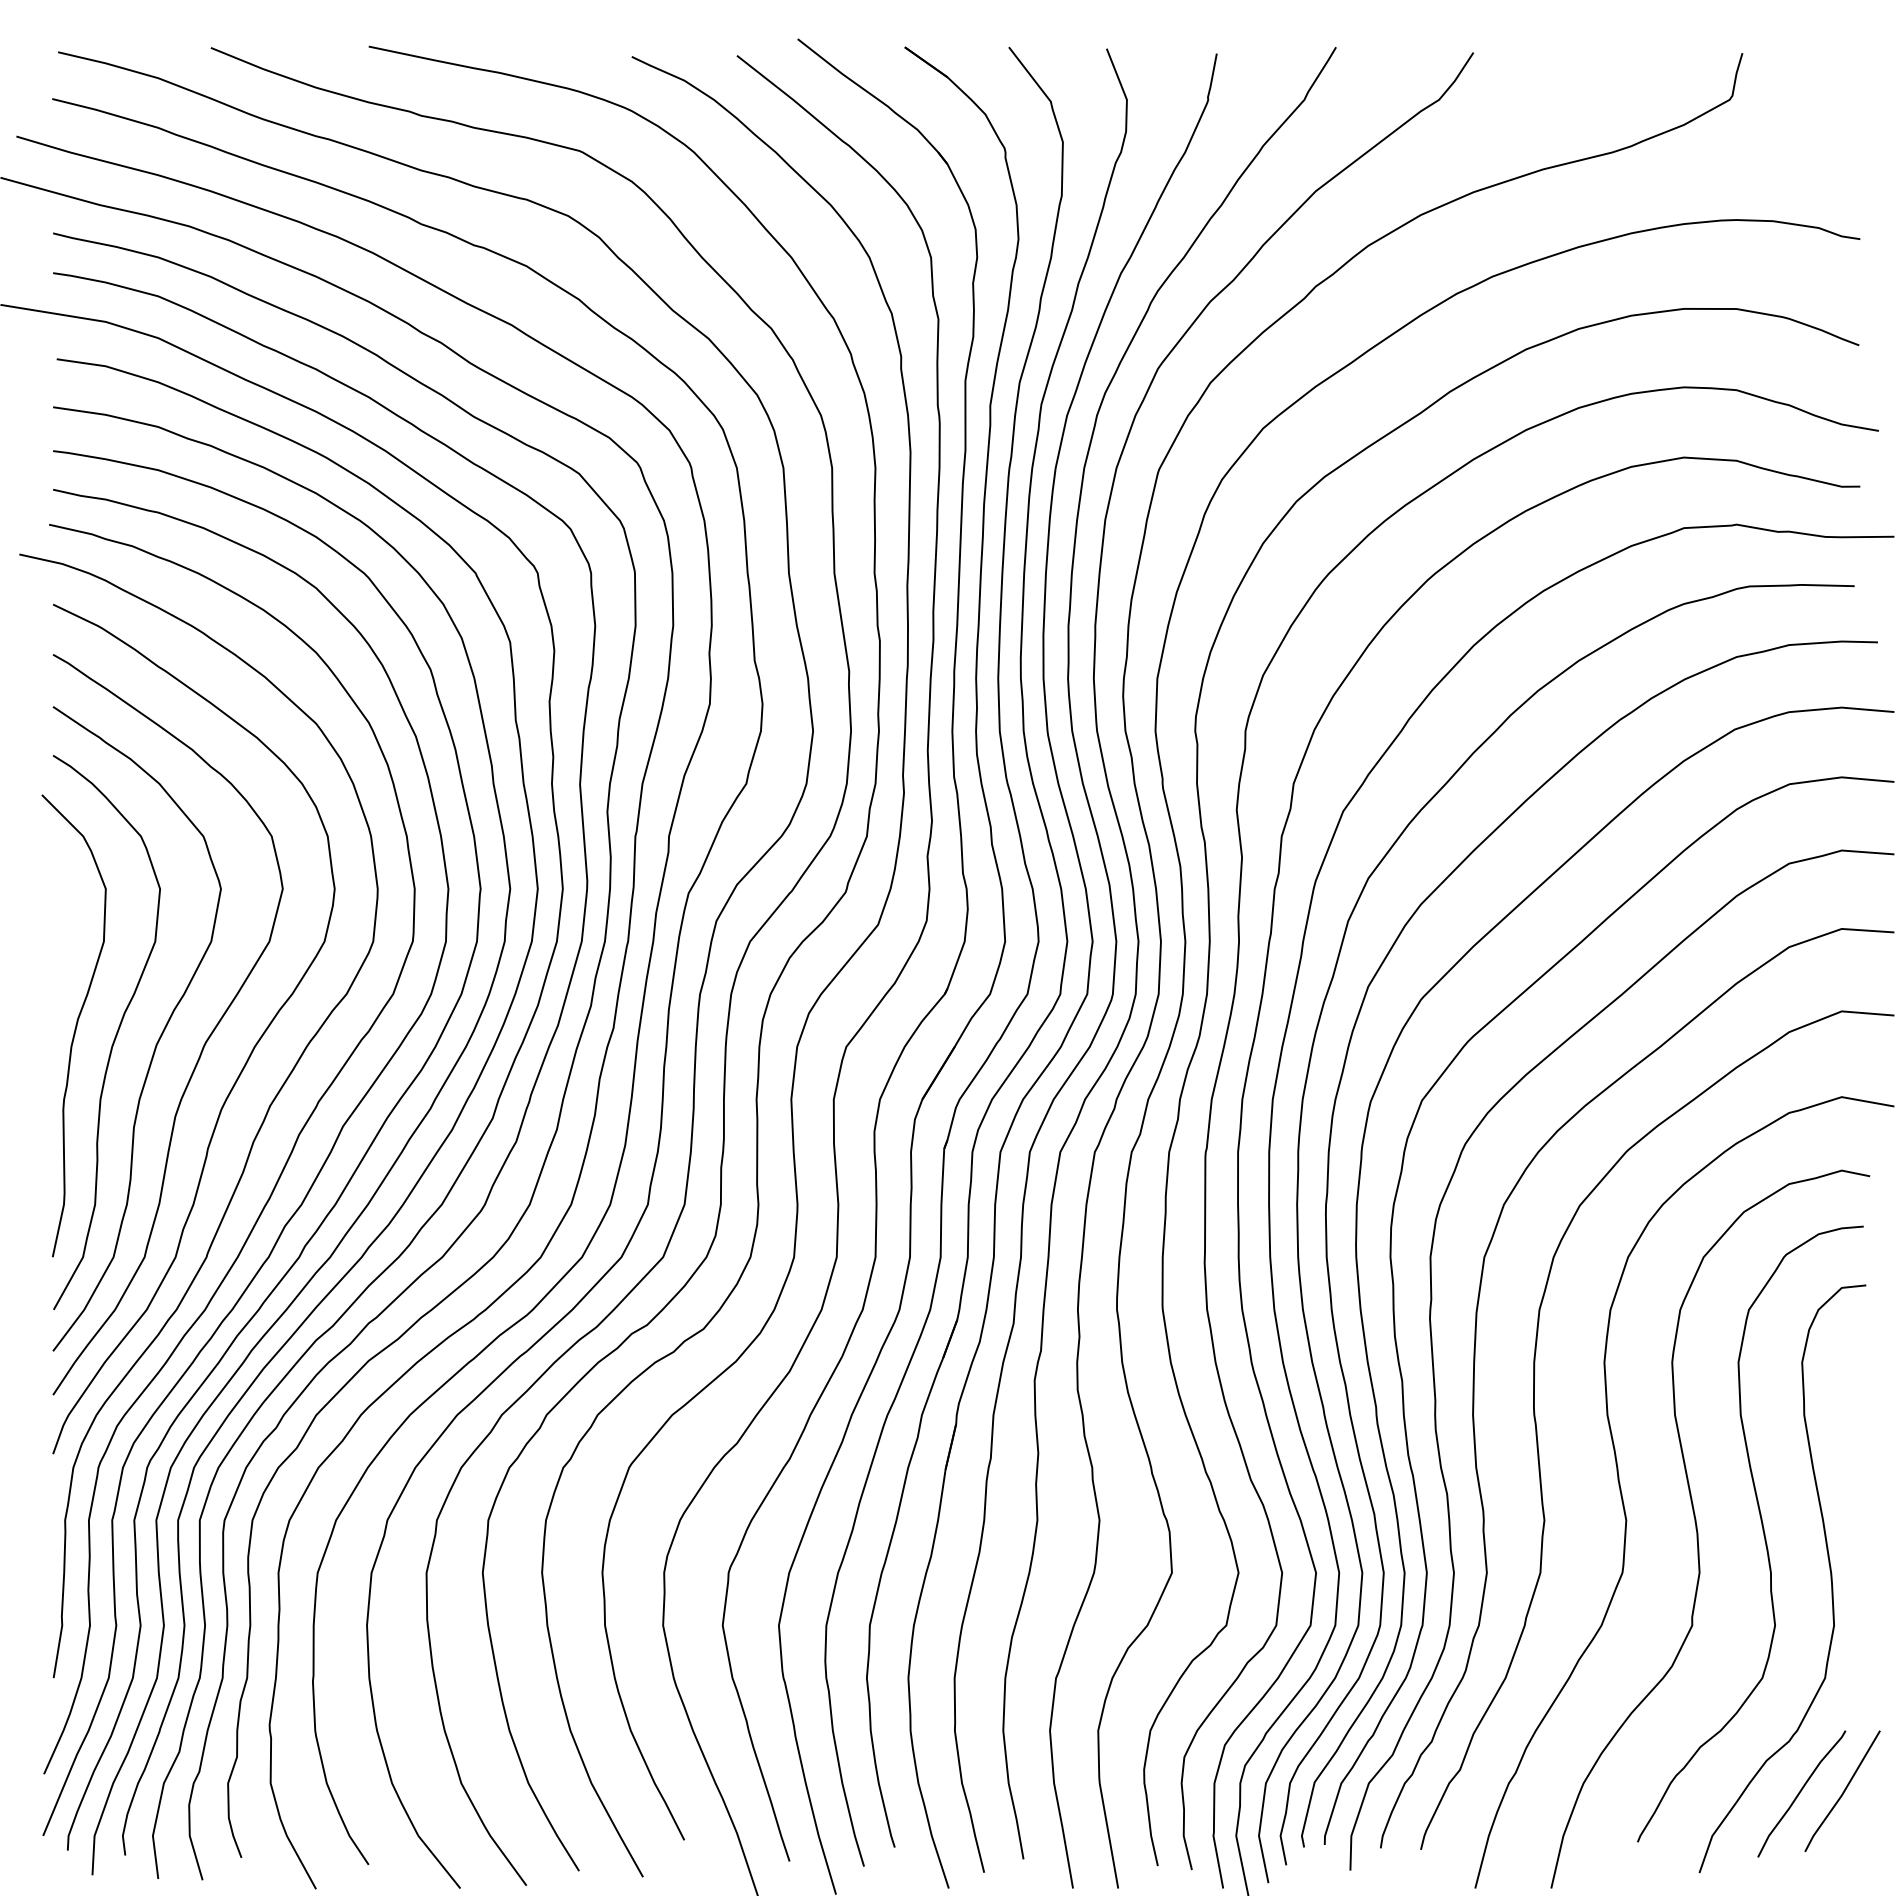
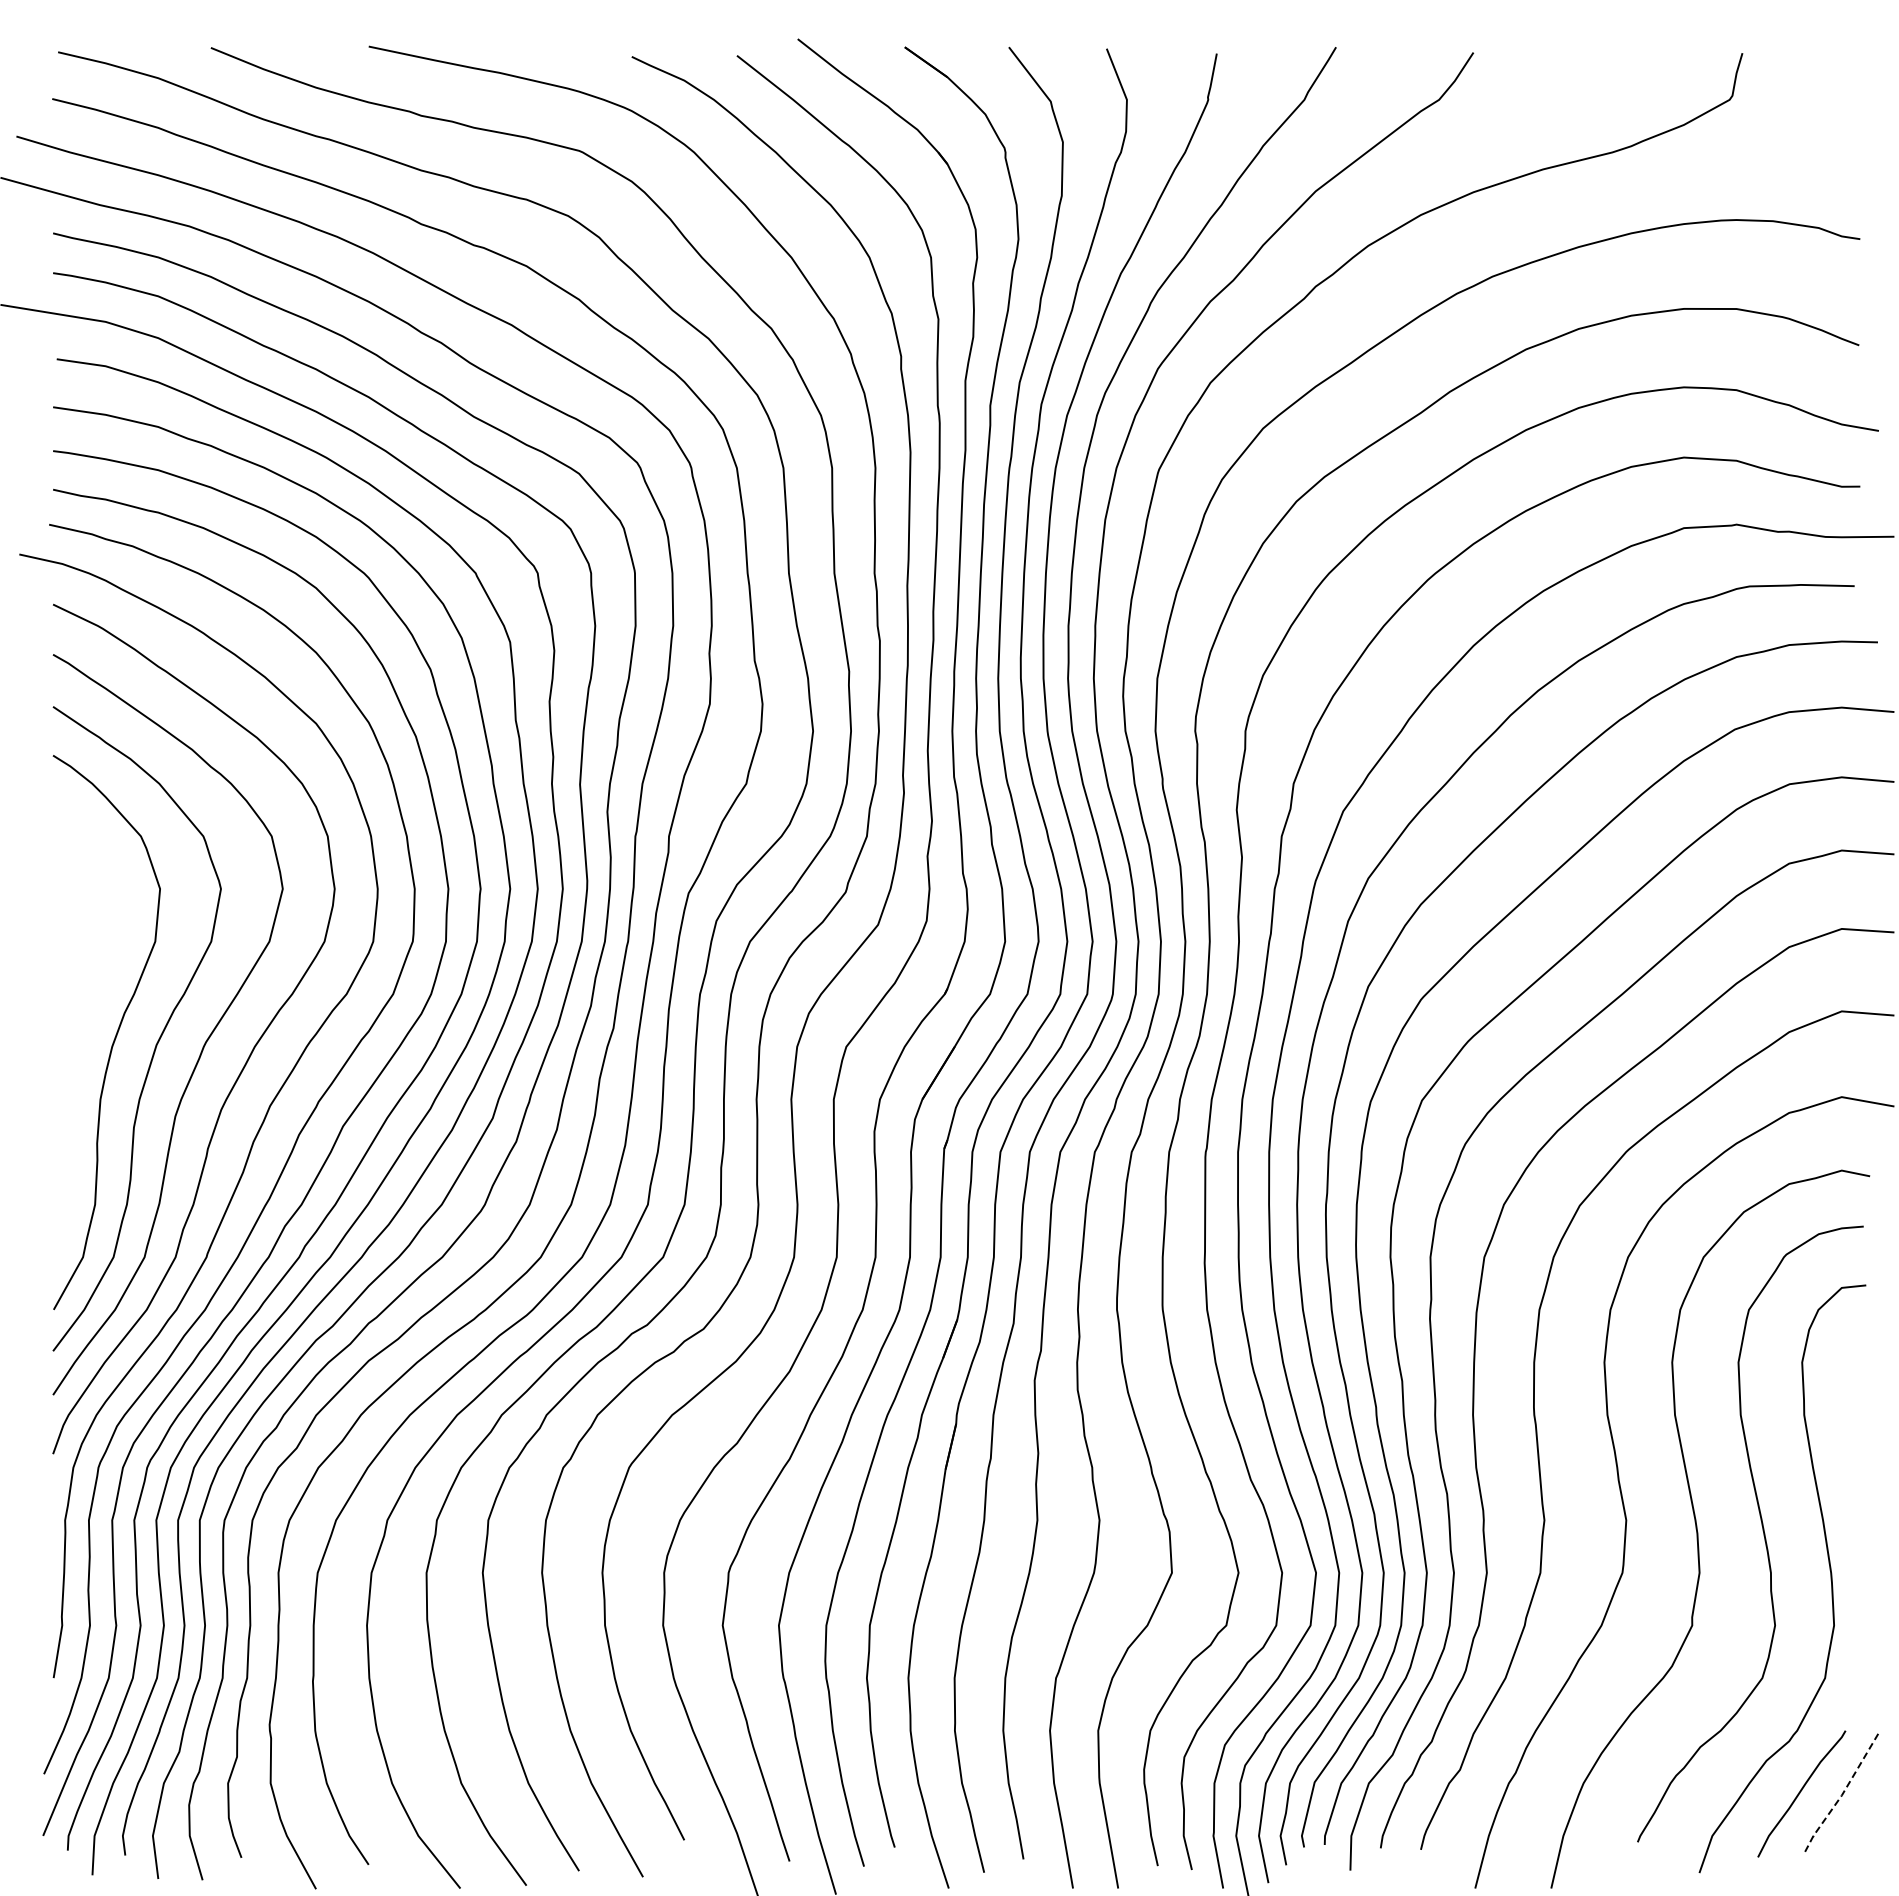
curve: present -> none (75, 1025)
line: solid -> dashed (1843, 1793)
